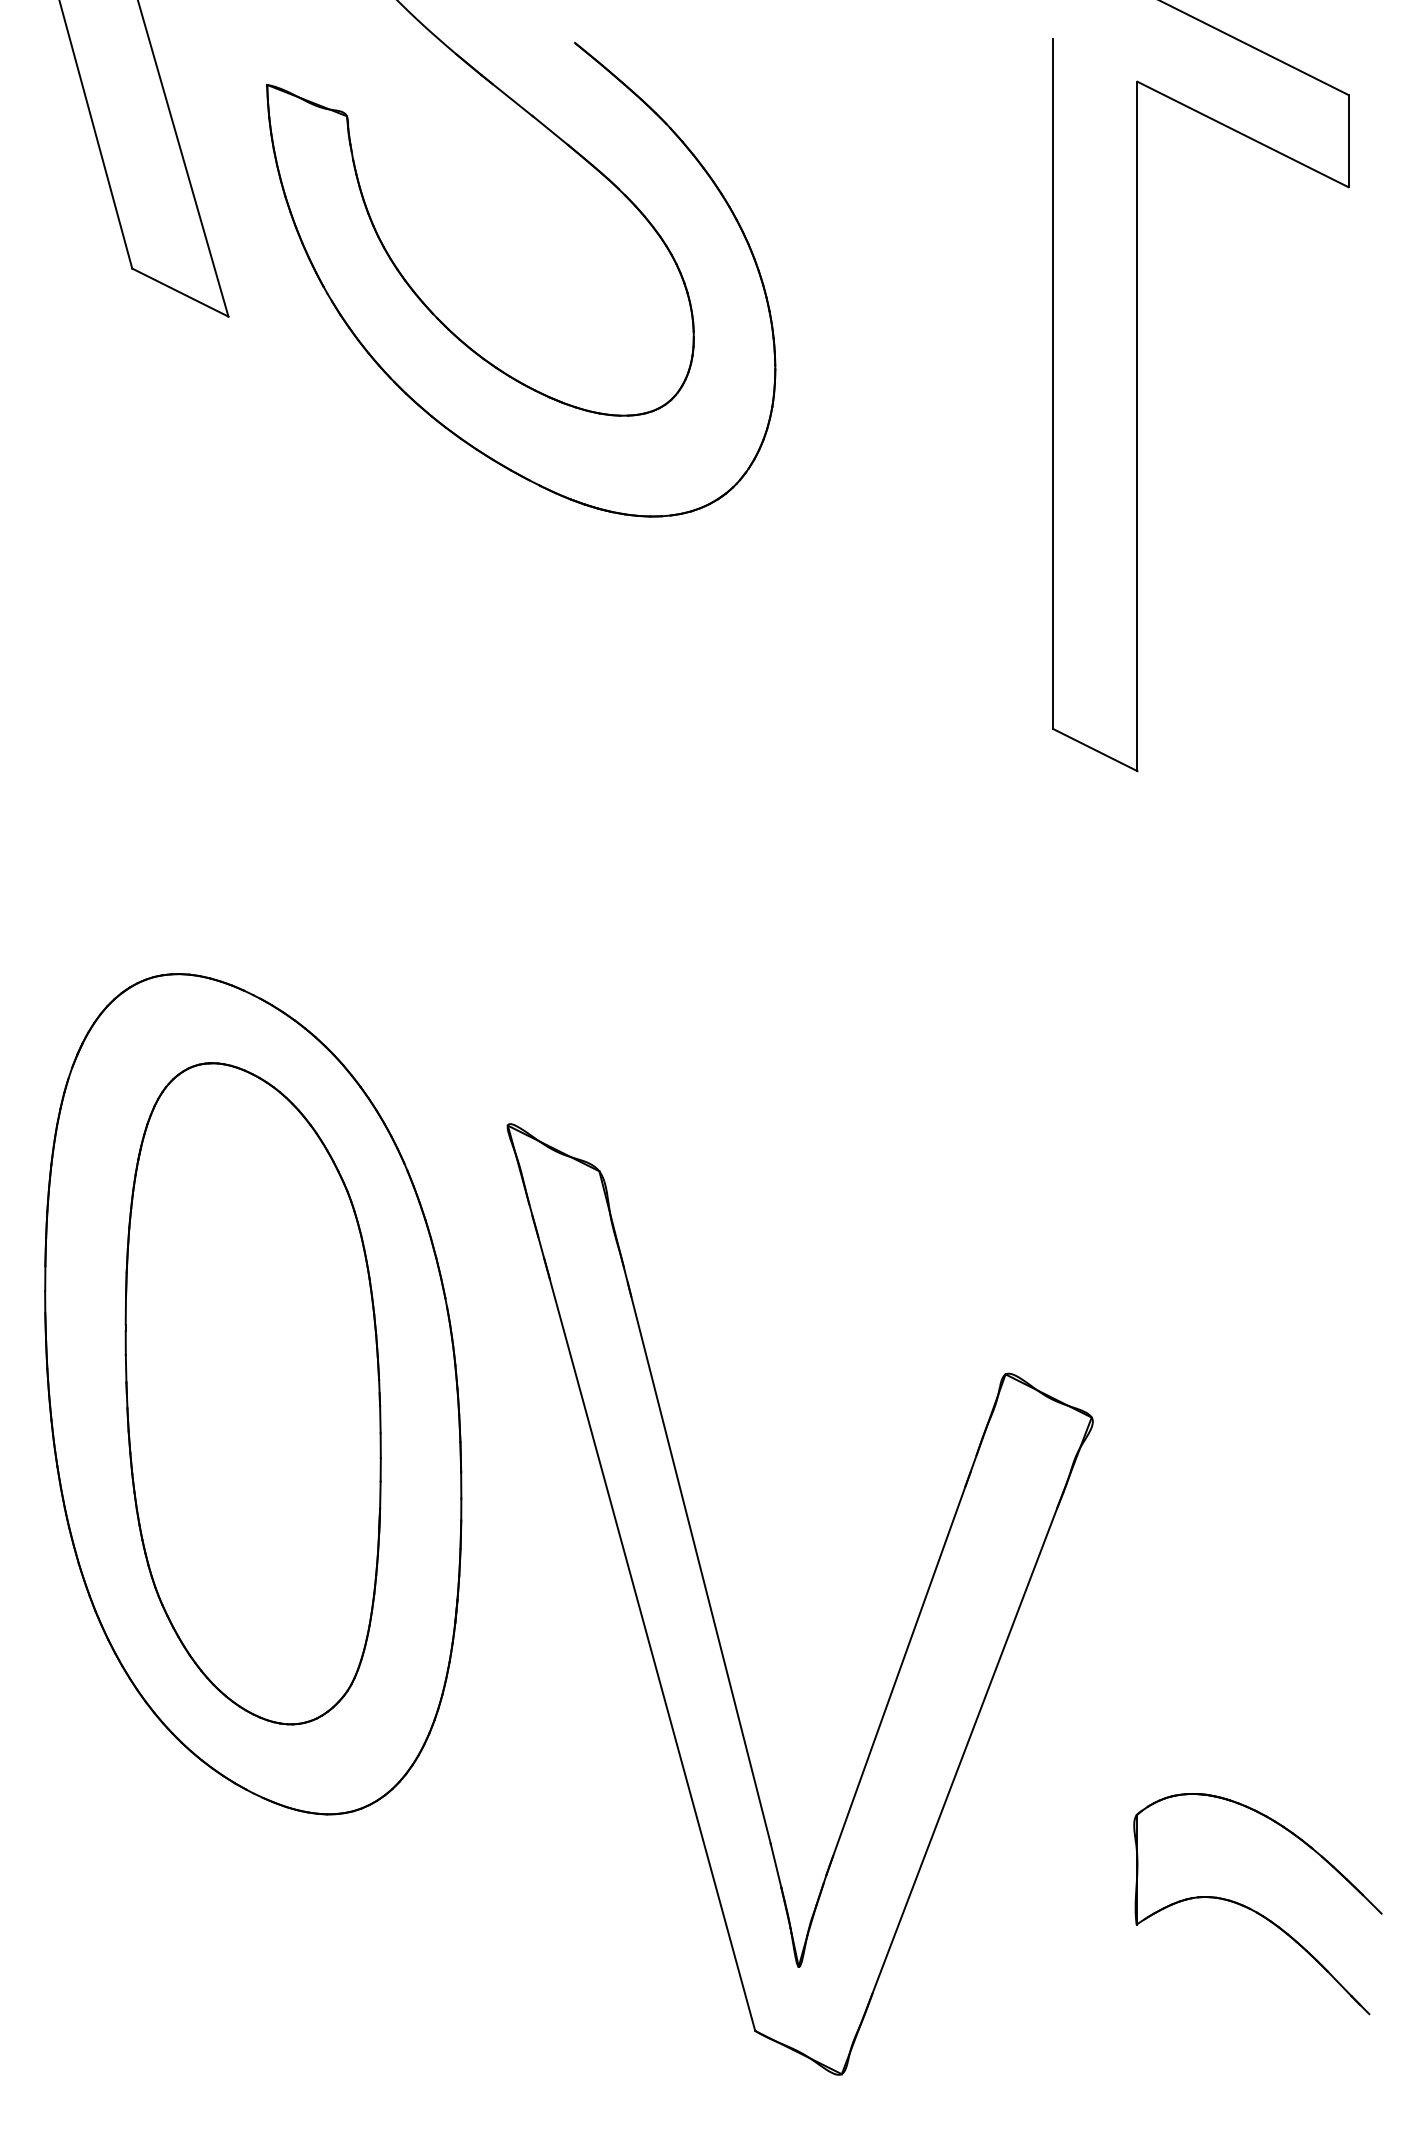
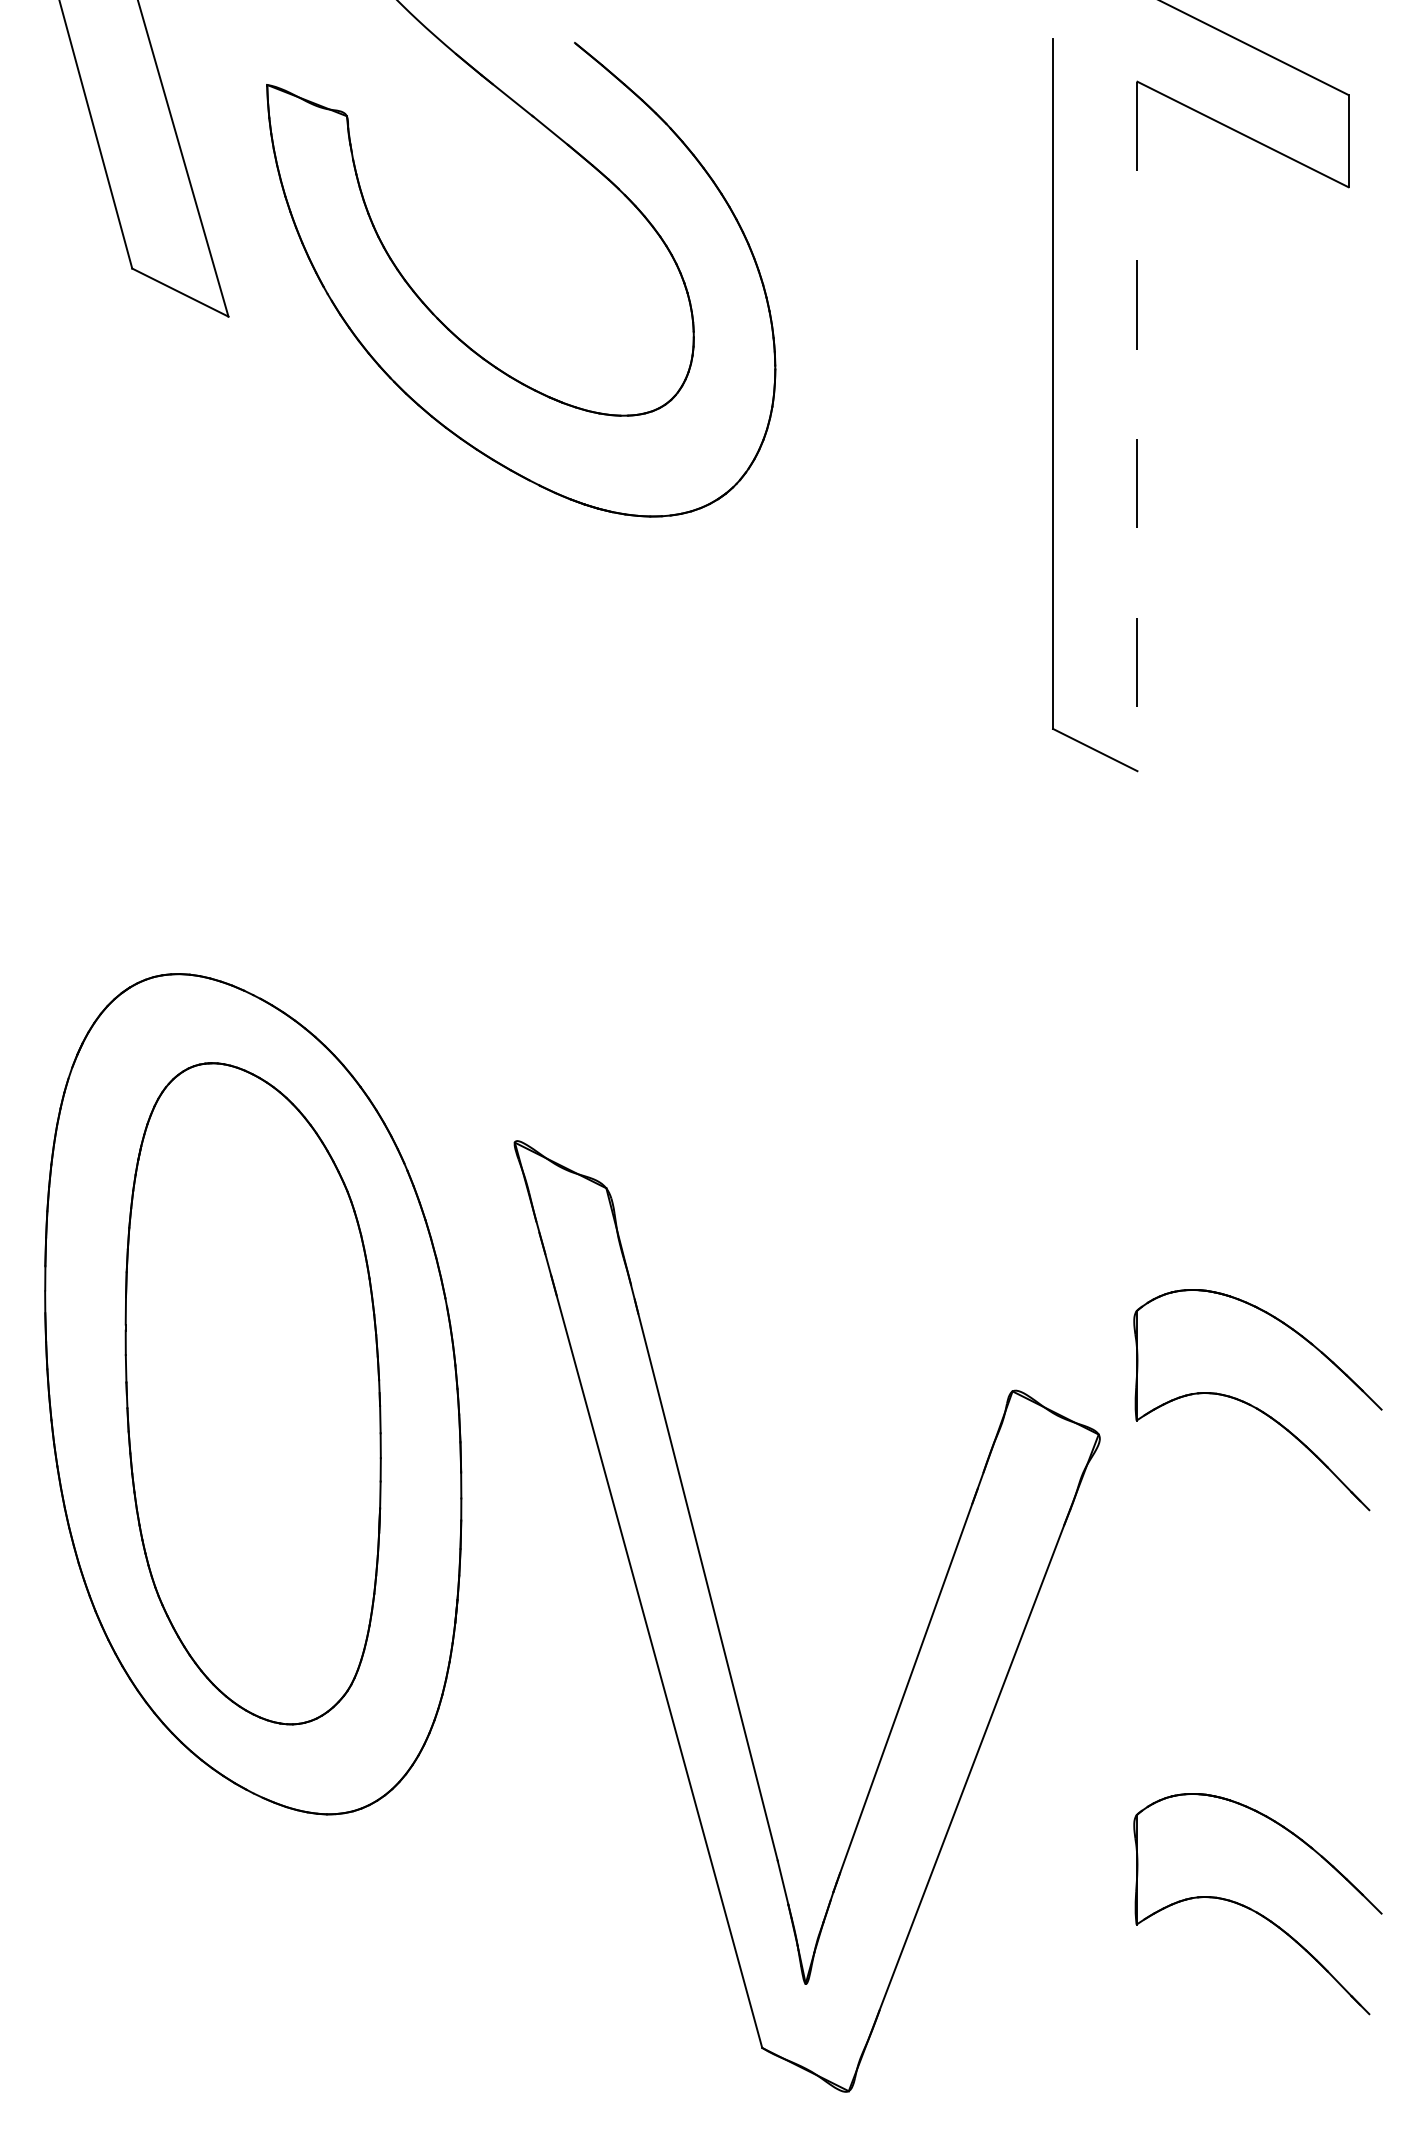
line: solid -> dashed (1137, 426)
part: none -> present (1255, 1406)
part position: (716, 1625) -> (723, 1642) (723, 1642)
